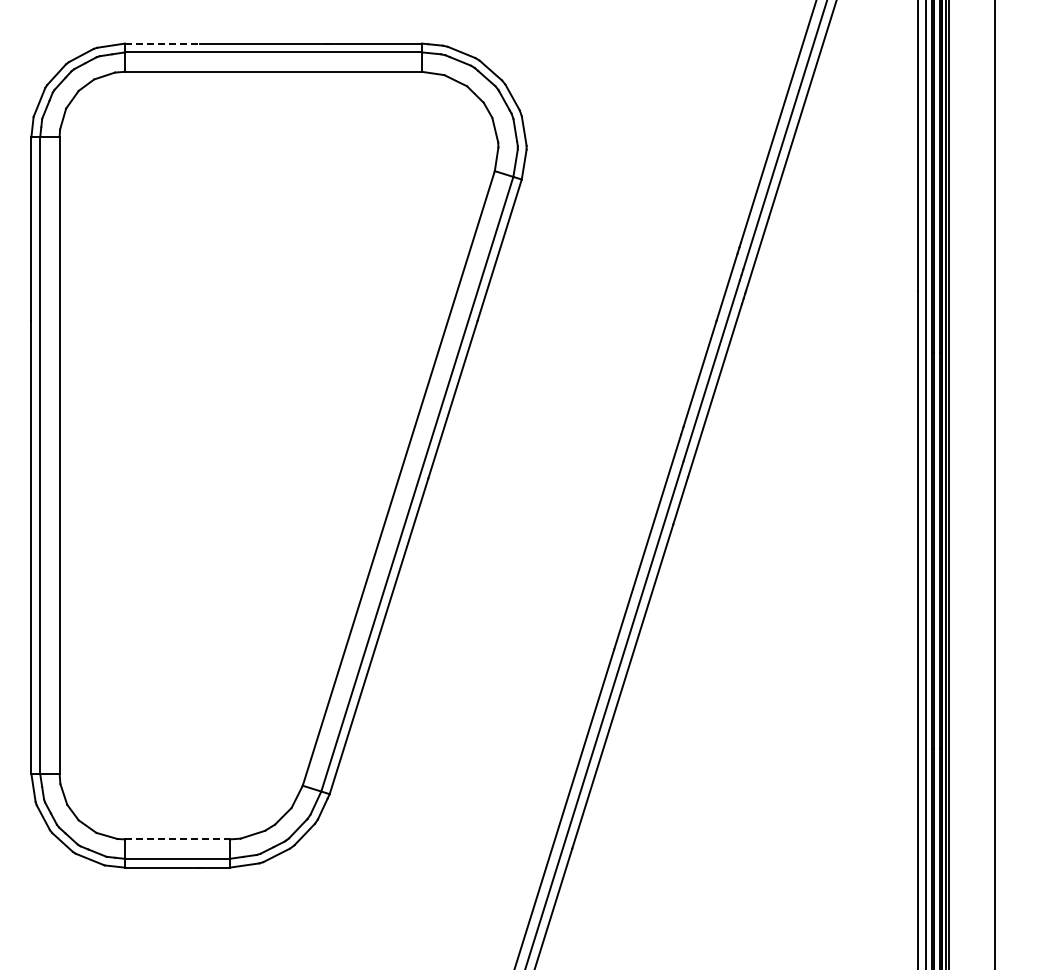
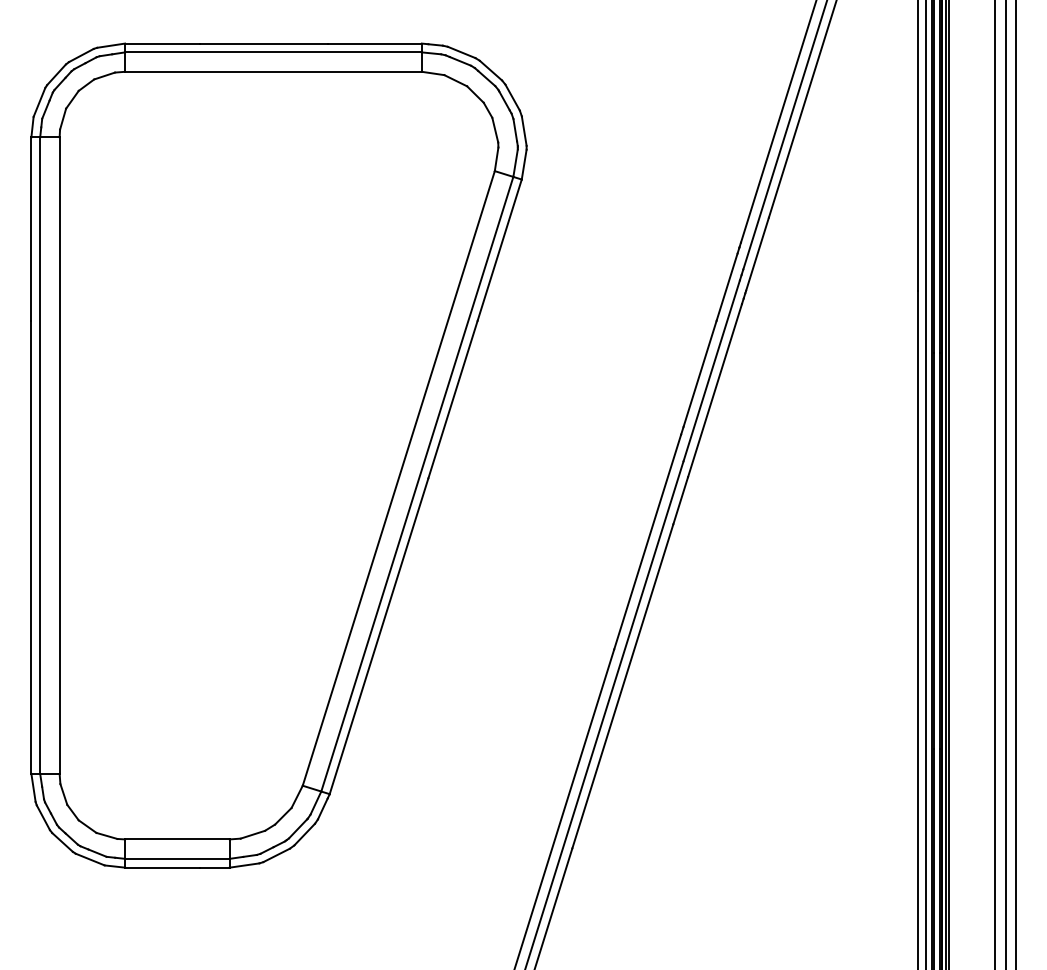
line: dashed -> solid (162, 43)
line: none -> present (1005, 484)
line: none -> present (1015, 484)
line: dashed -> solid (177, 839)
